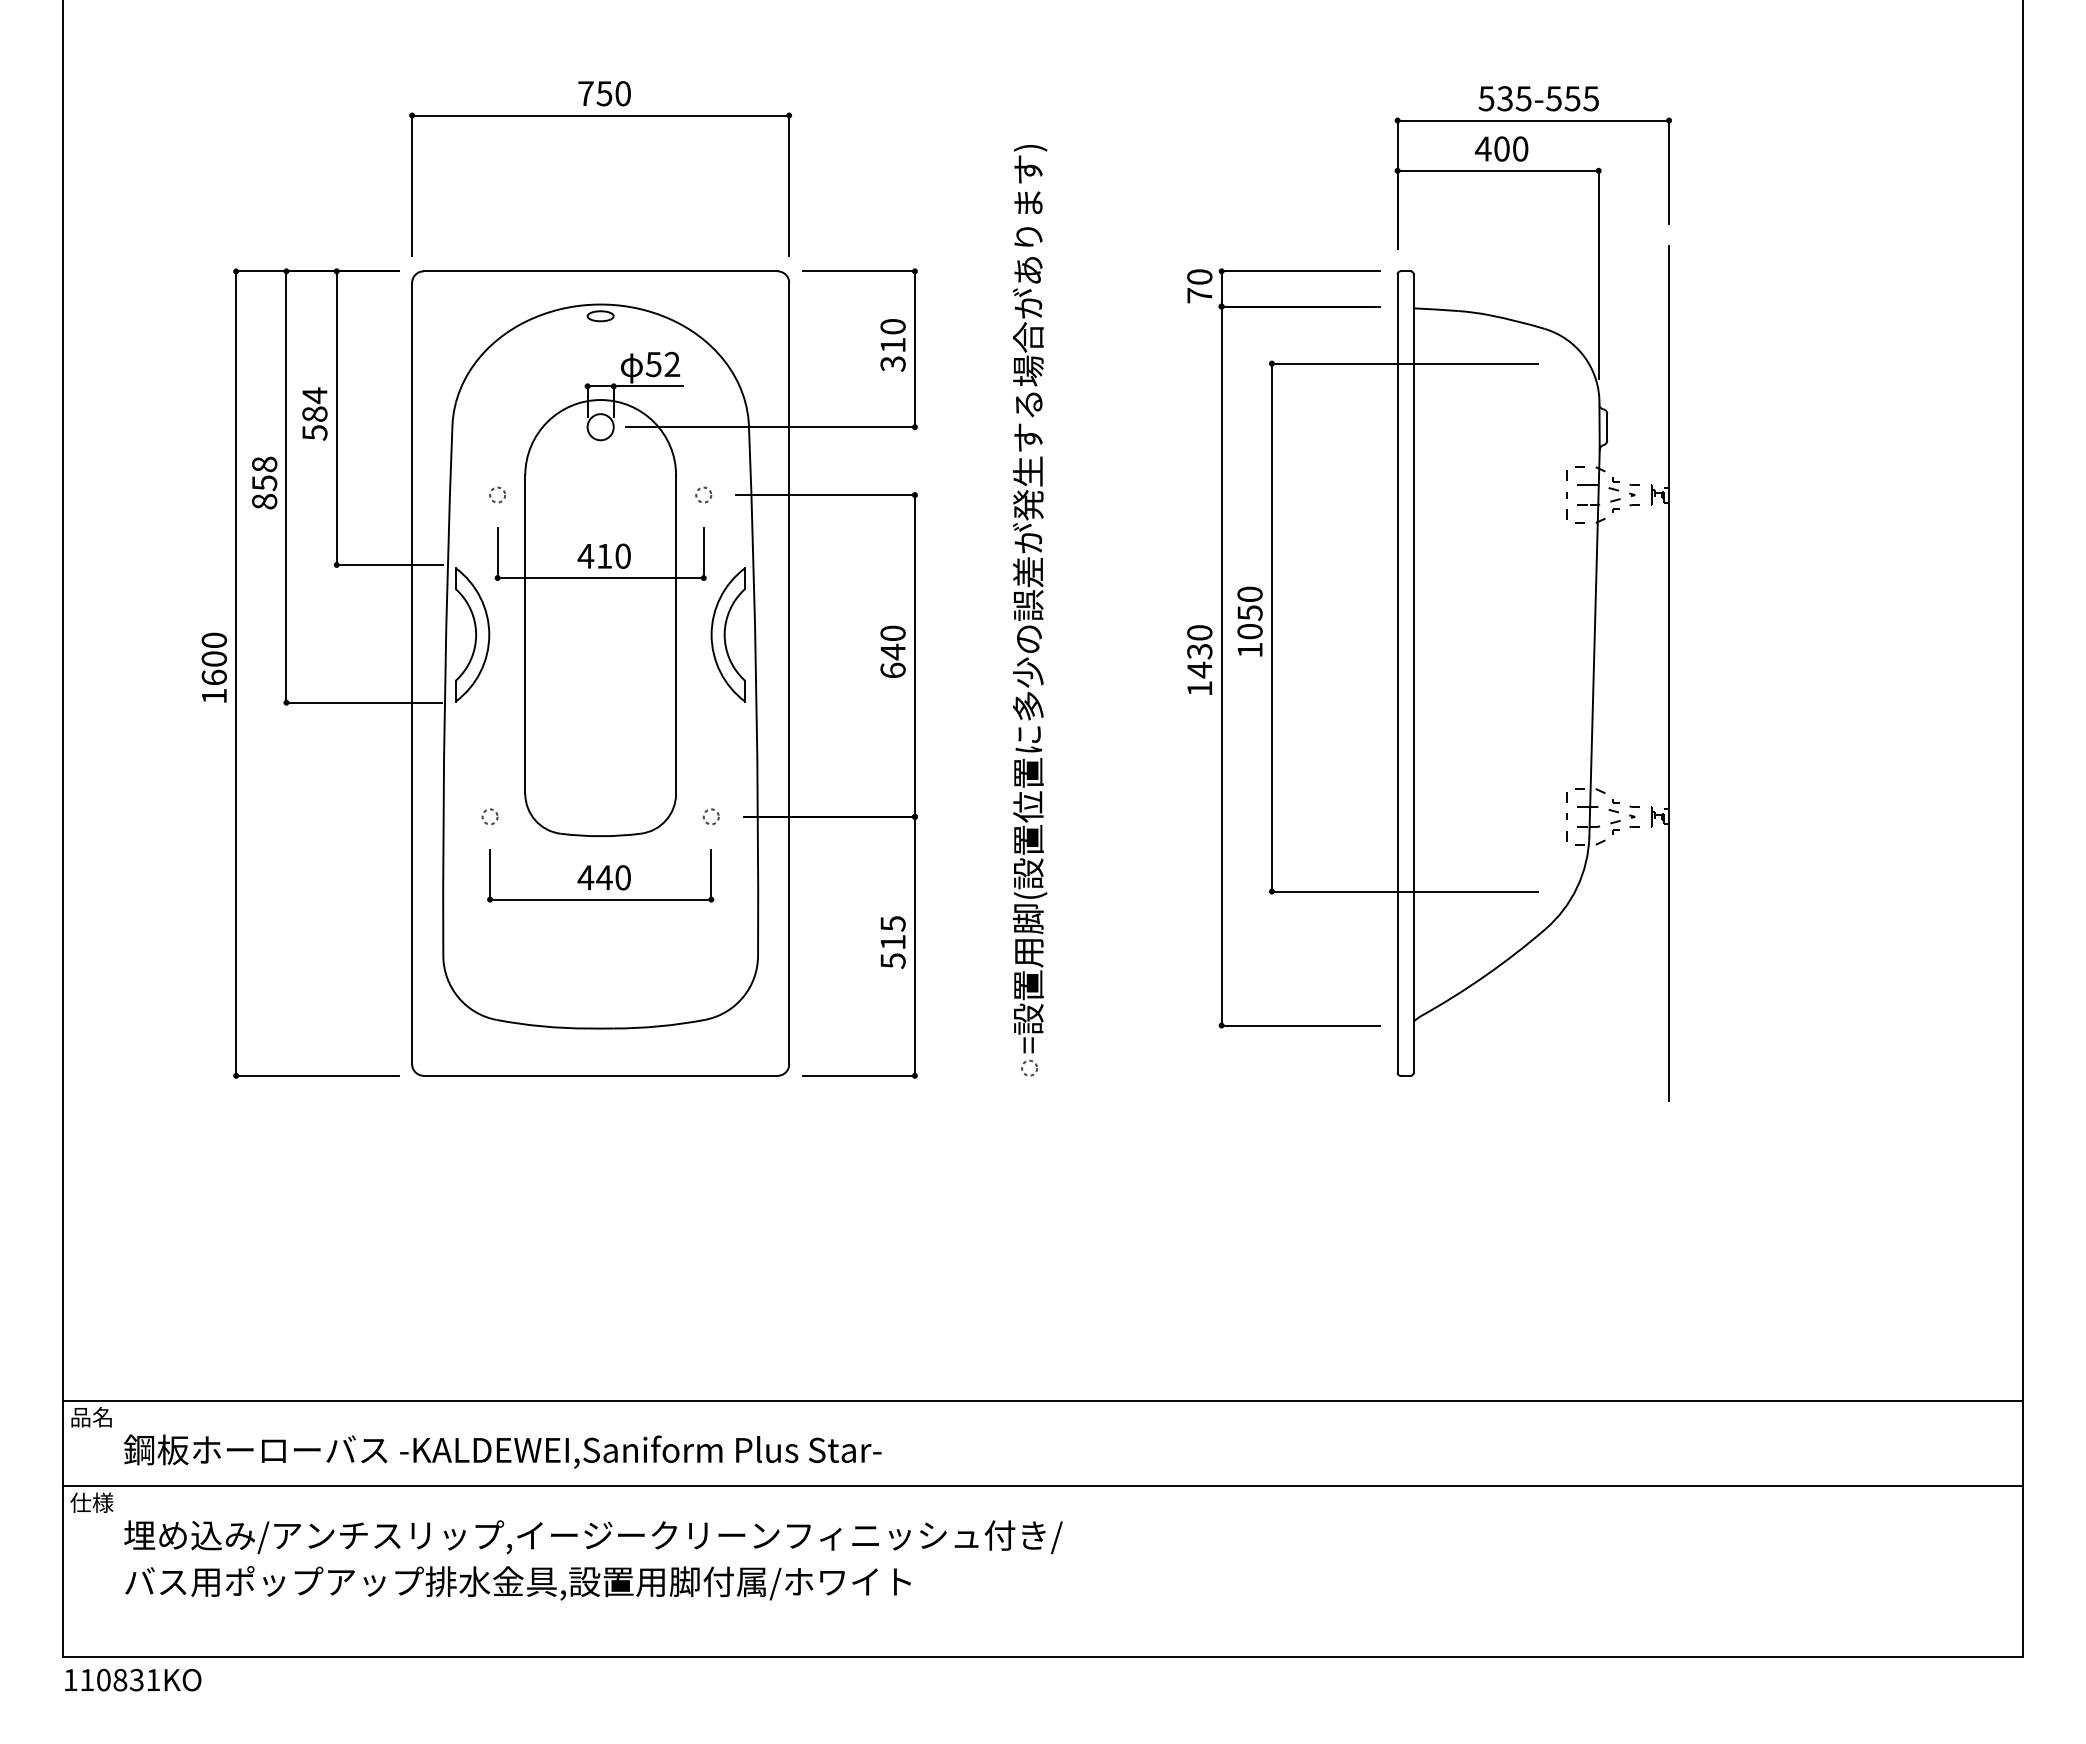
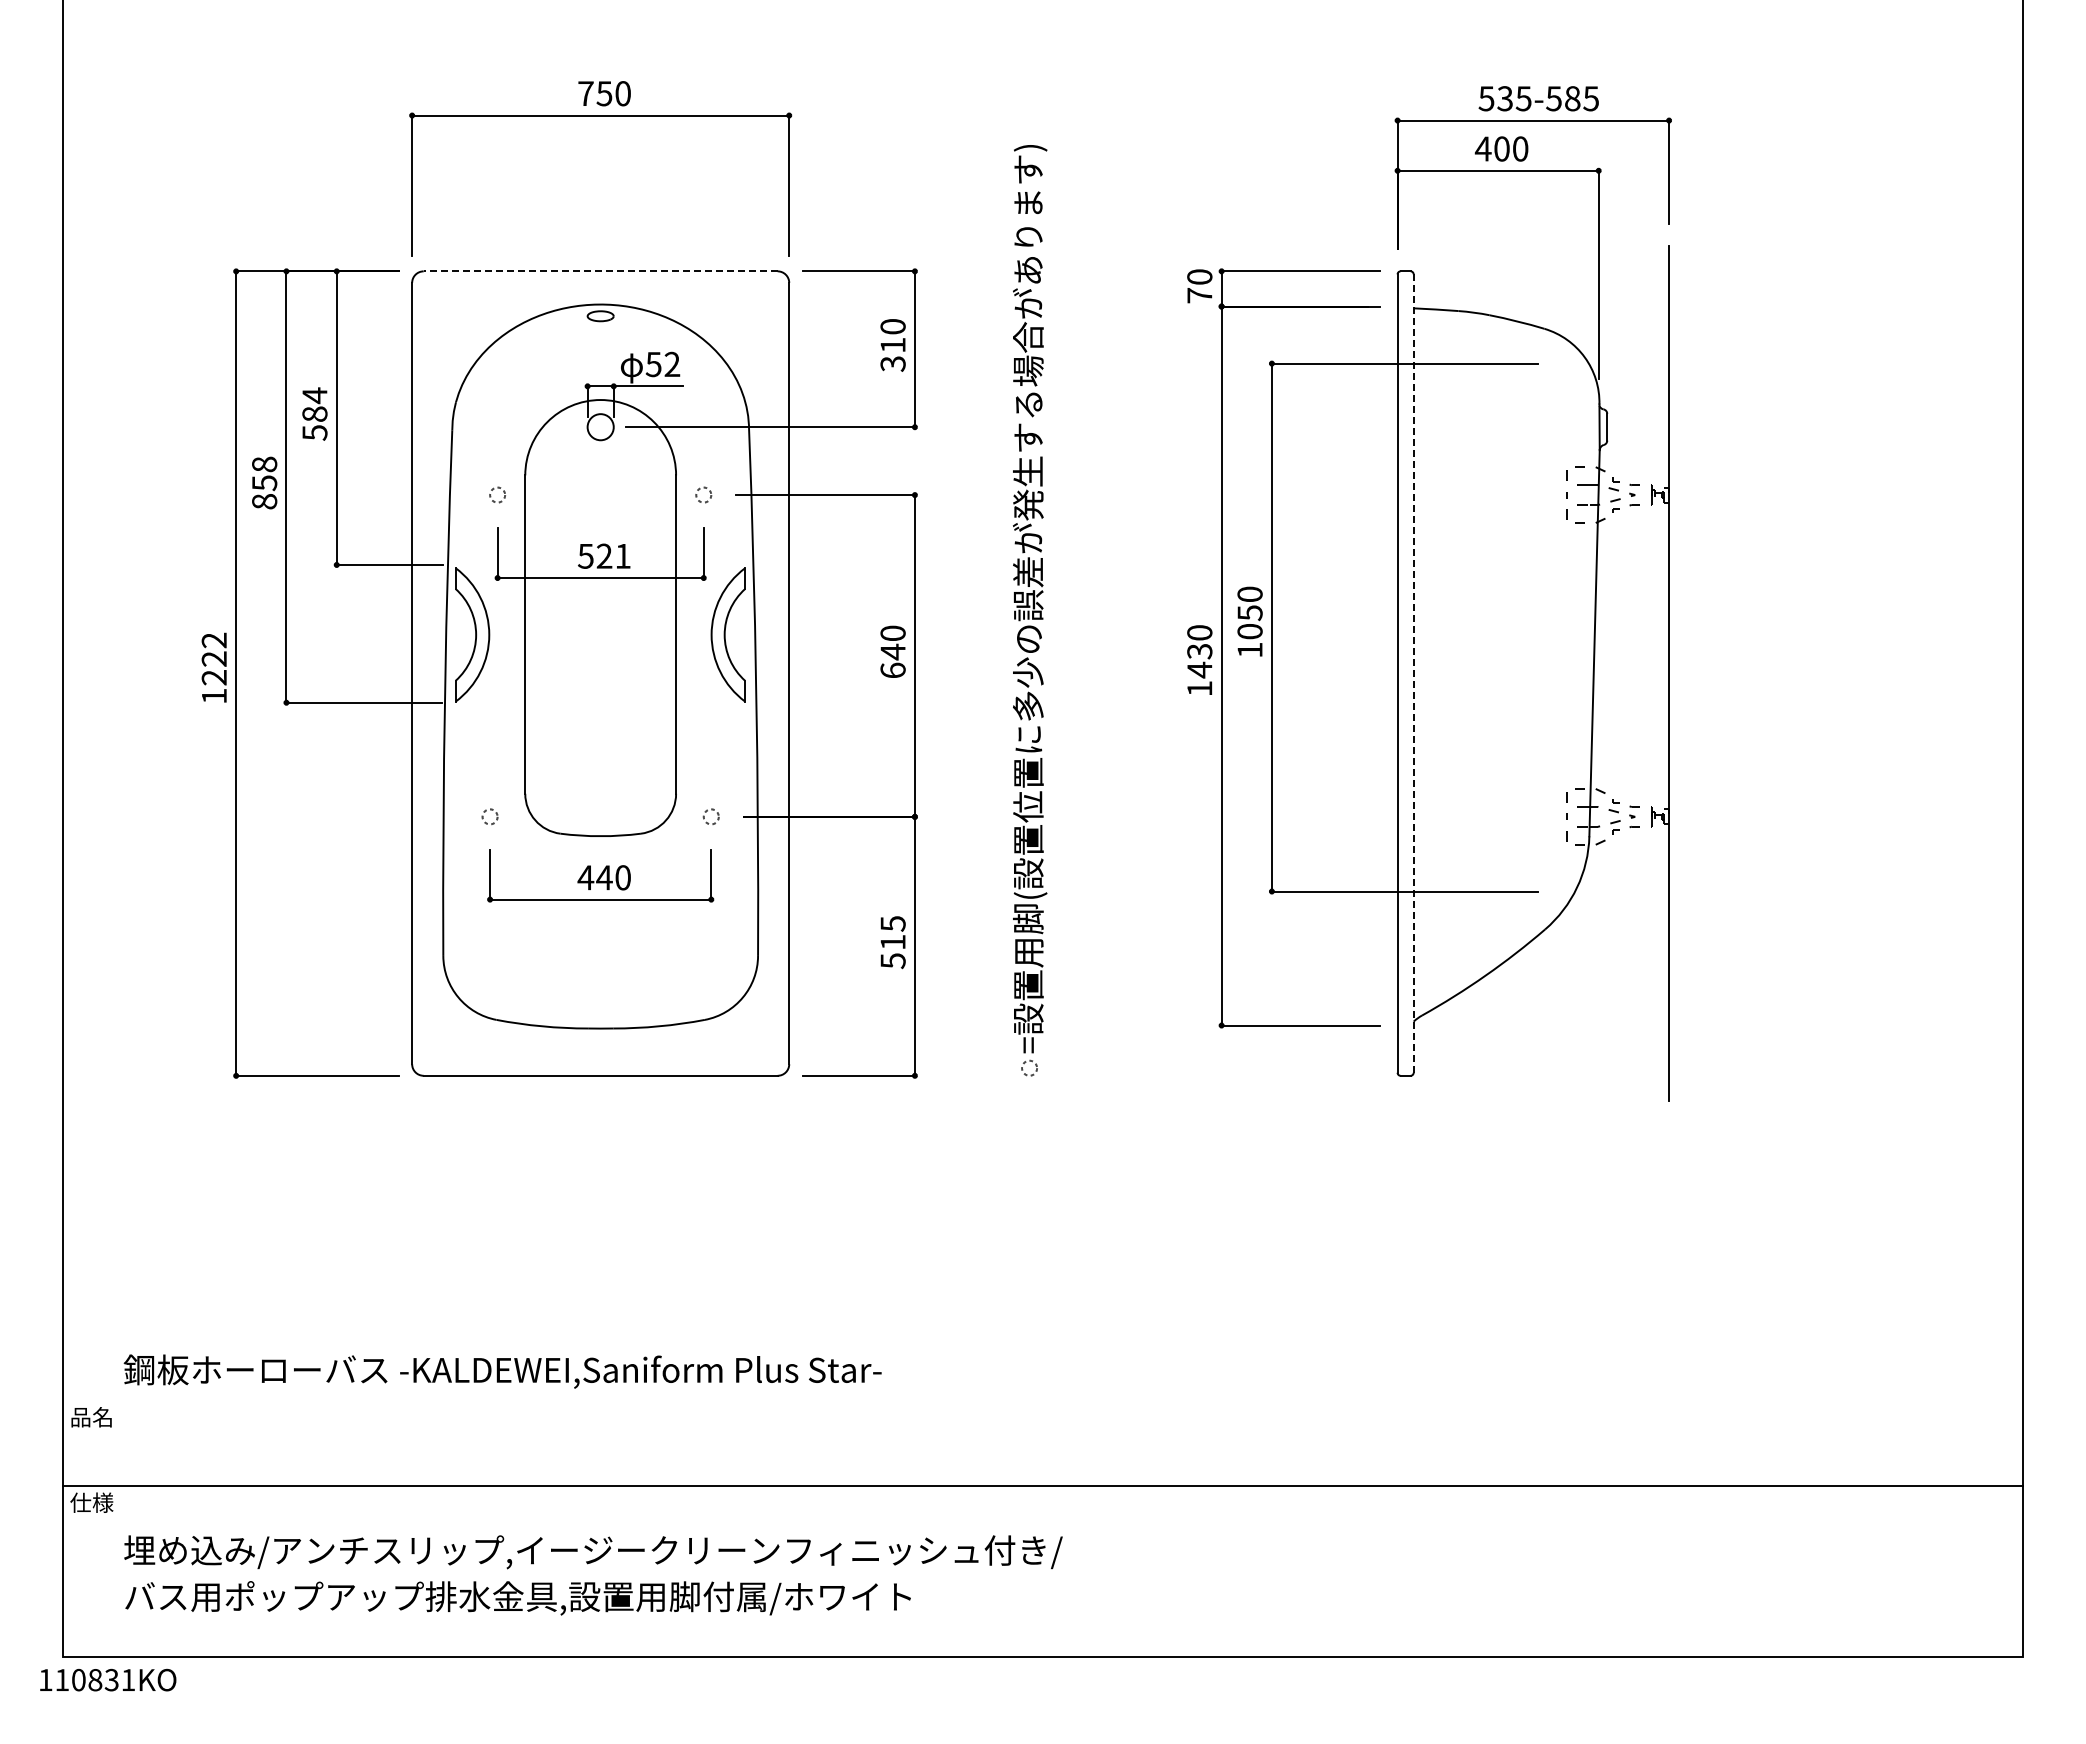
text: 535-555 -> 535-585 (1572, 98)
line: solid -> dashed (600, 271)
text: 410 -> 521 (603, 555)
text: 1600 -> 1222 (214, 658)
line: solid -> dashed (1413, 674)
line: present -> none (1042, 1400)
text position: (502, 1451) -> (502, 1371) (502, 1371)
text position: (593, 1560) -> (593, 1575) (593, 1575)
text position: (133, 1679) -> (108, 1679) (108, 1679)
